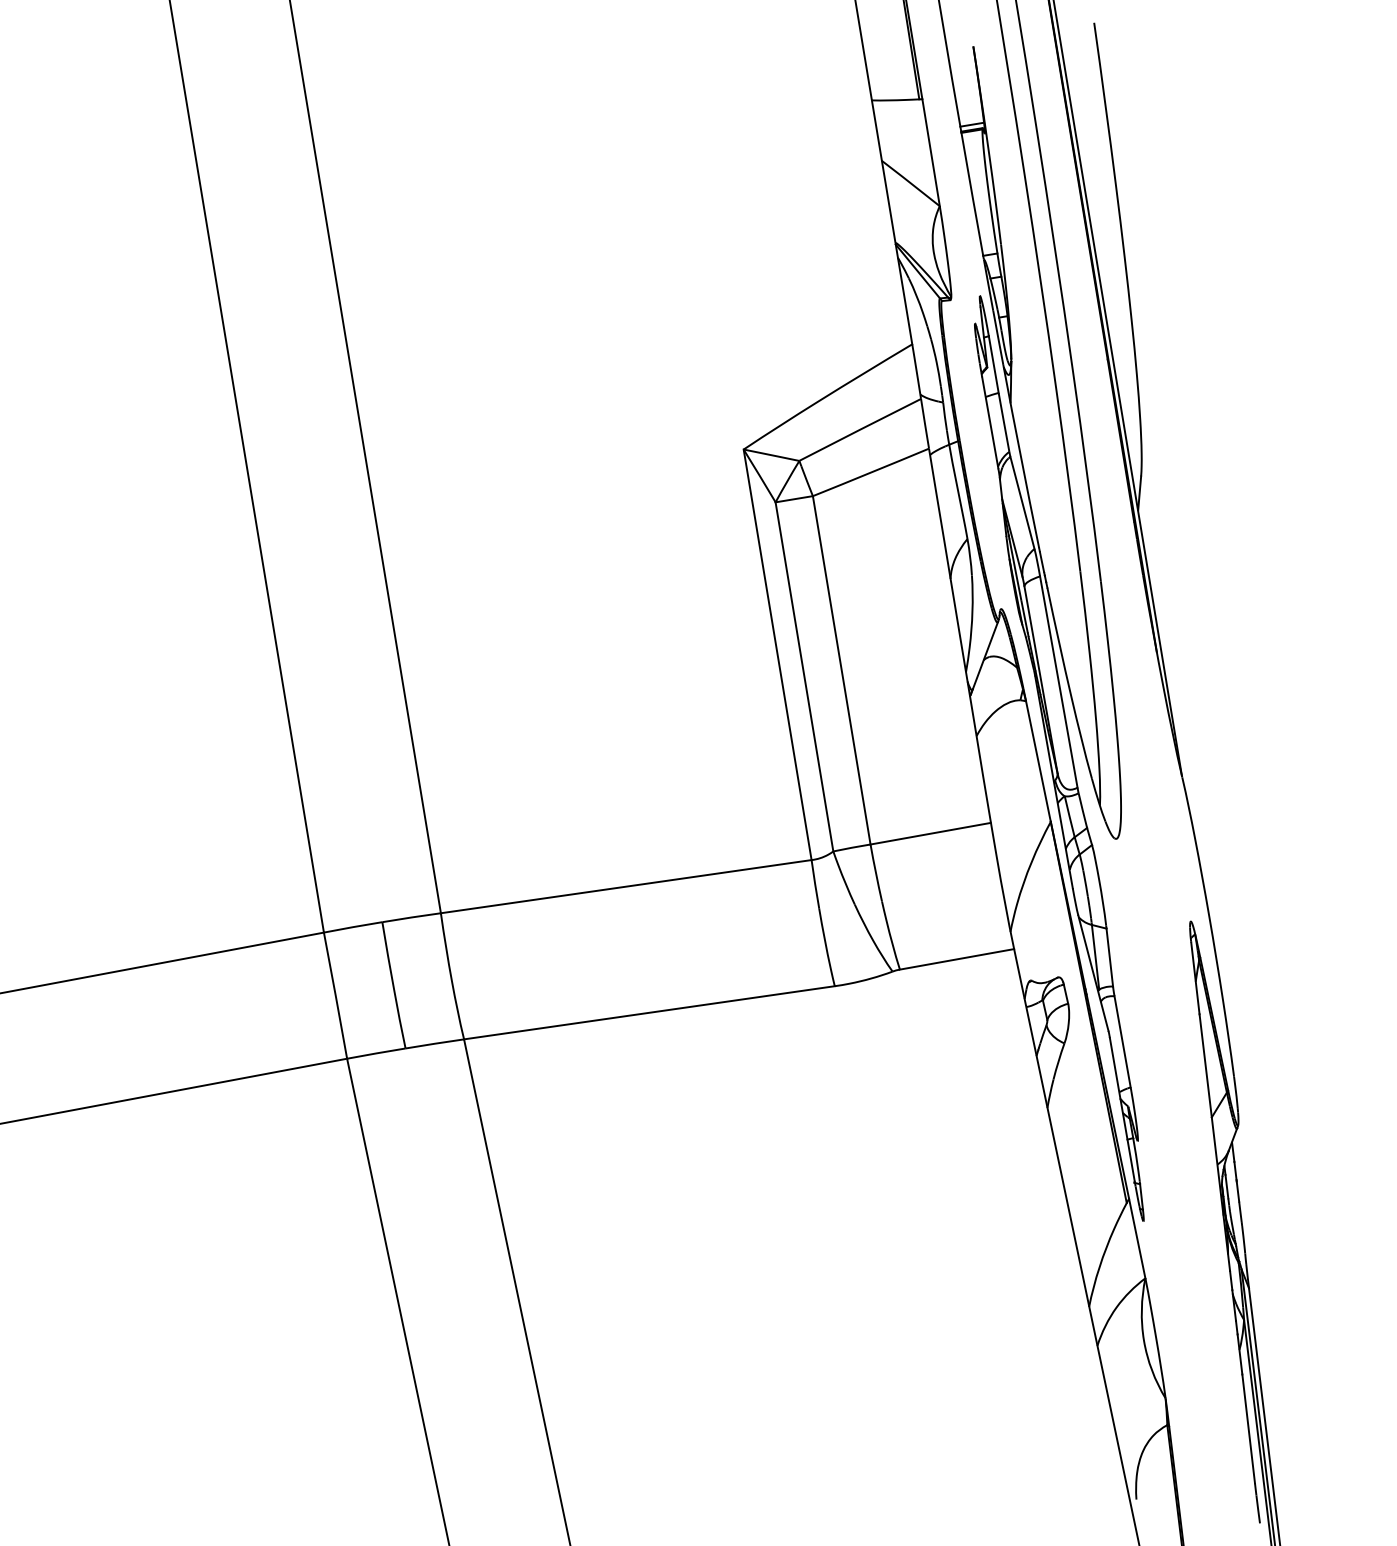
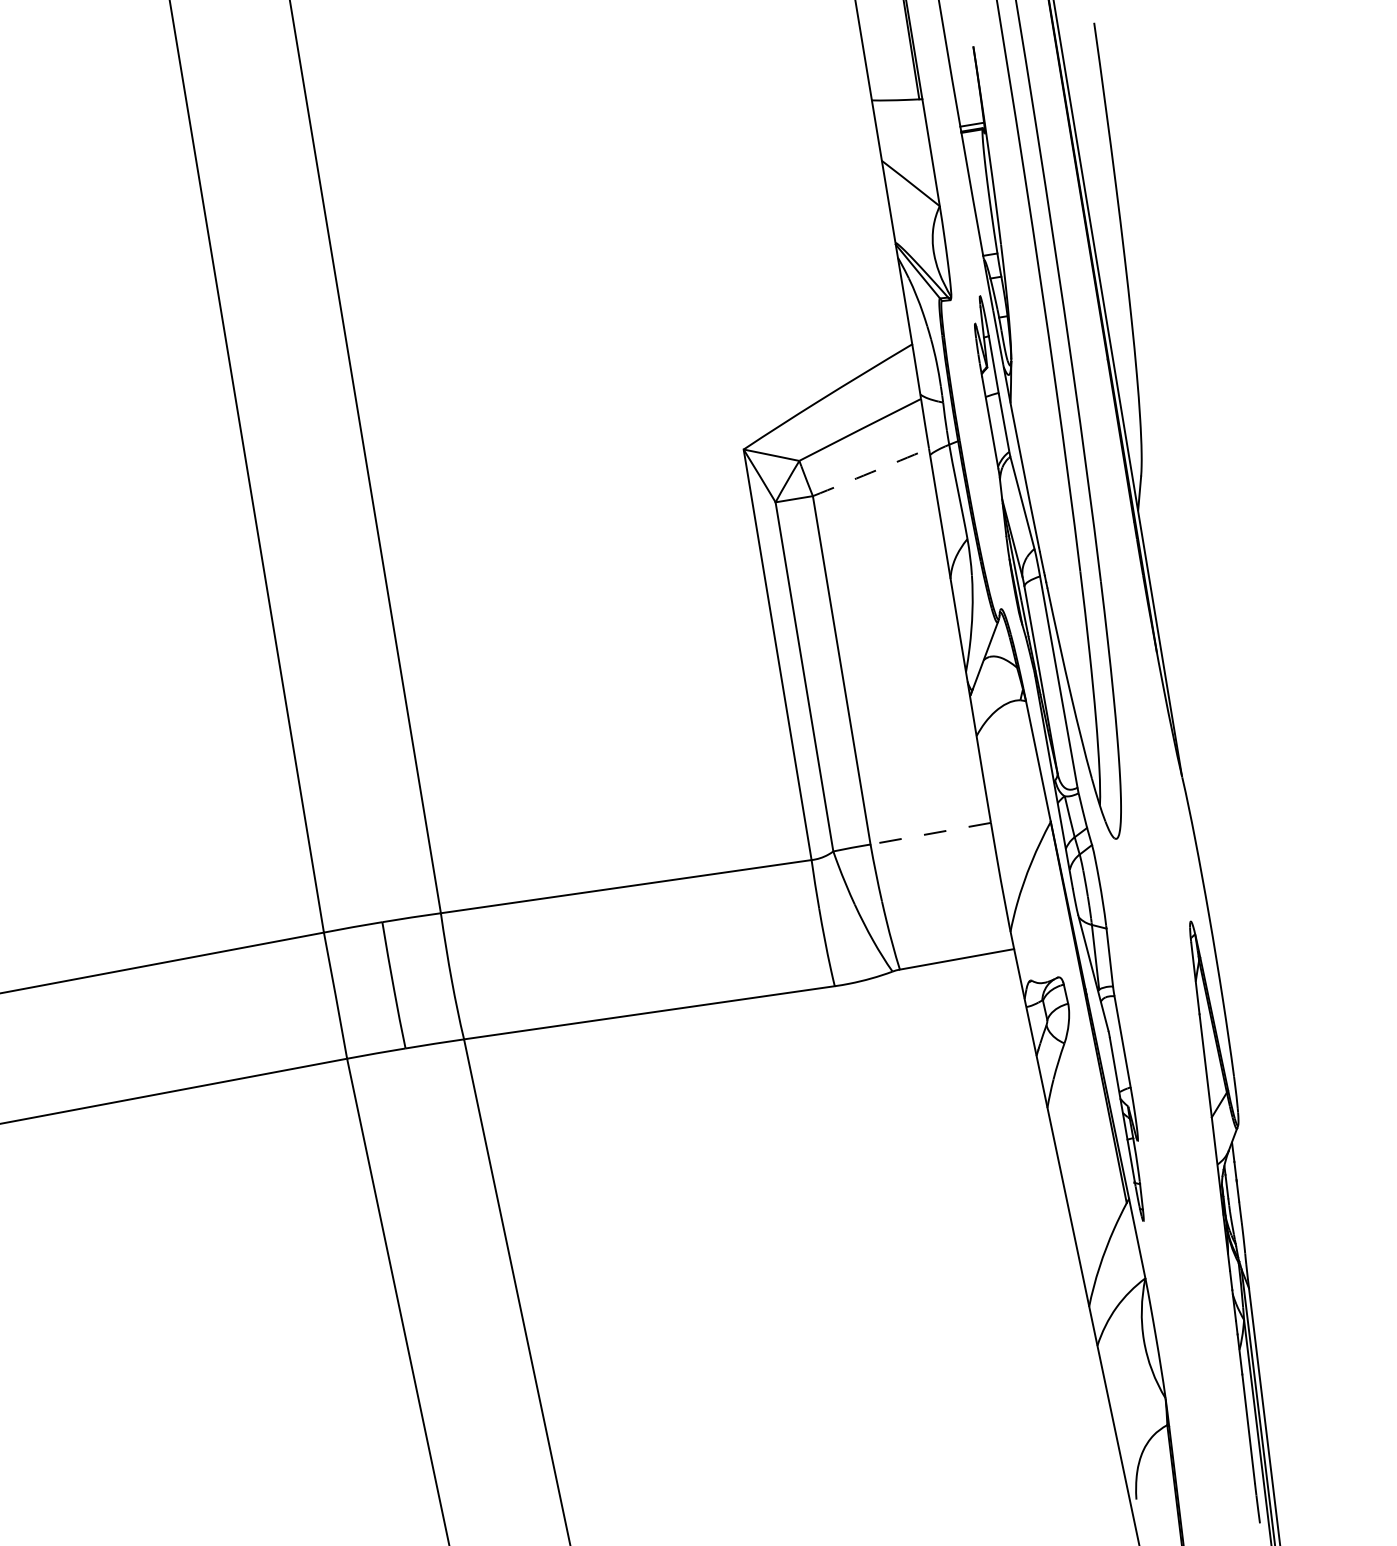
arc: solid -> dashed (871, 472)
line: solid -> dashed (930, 833)
